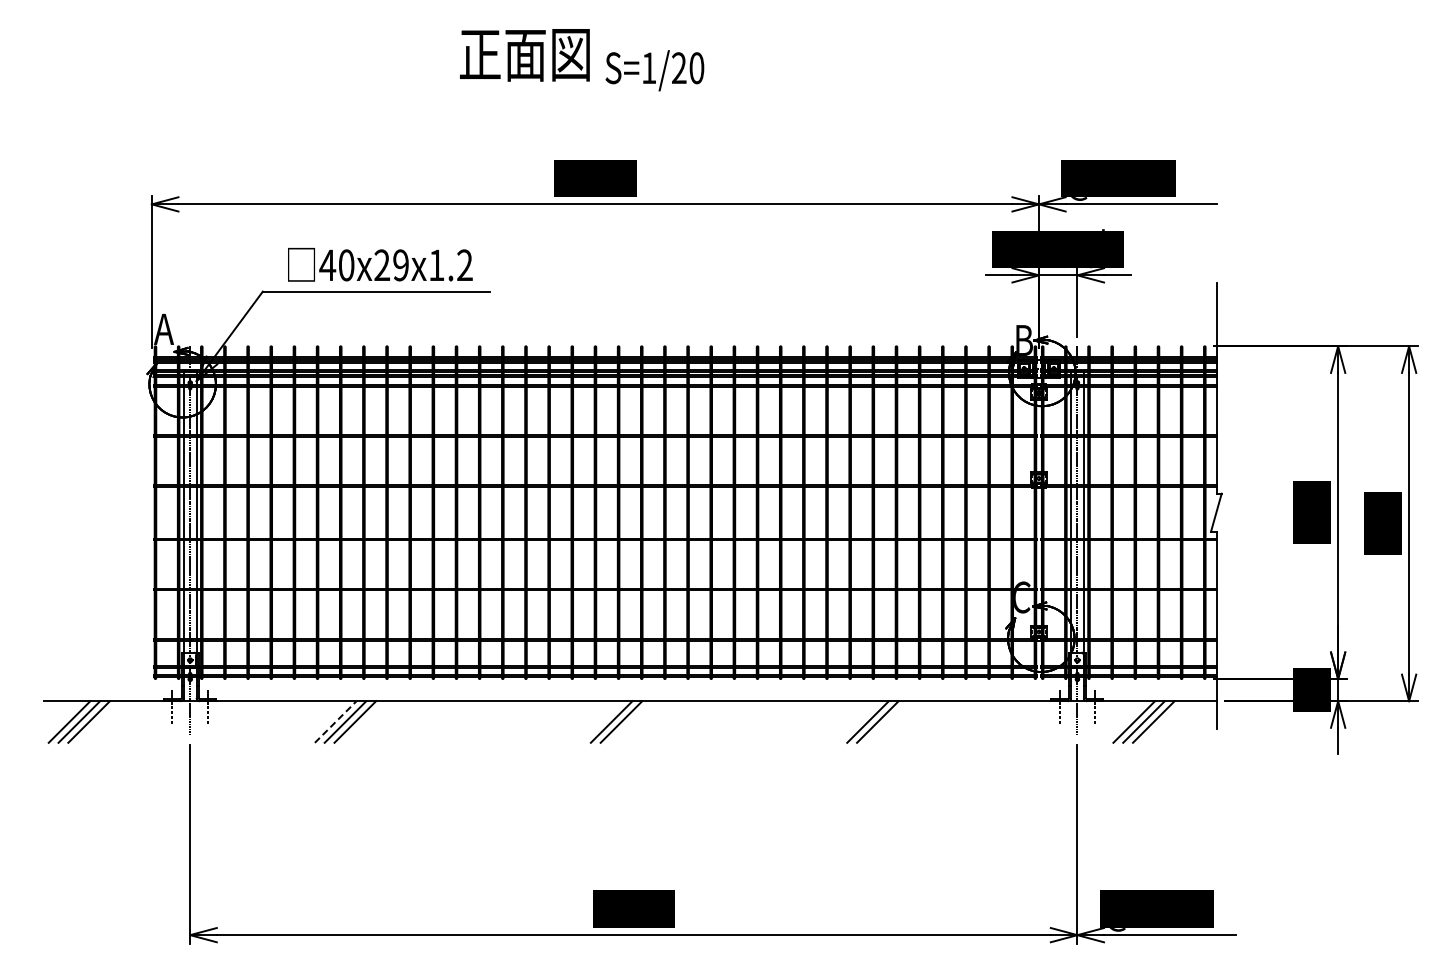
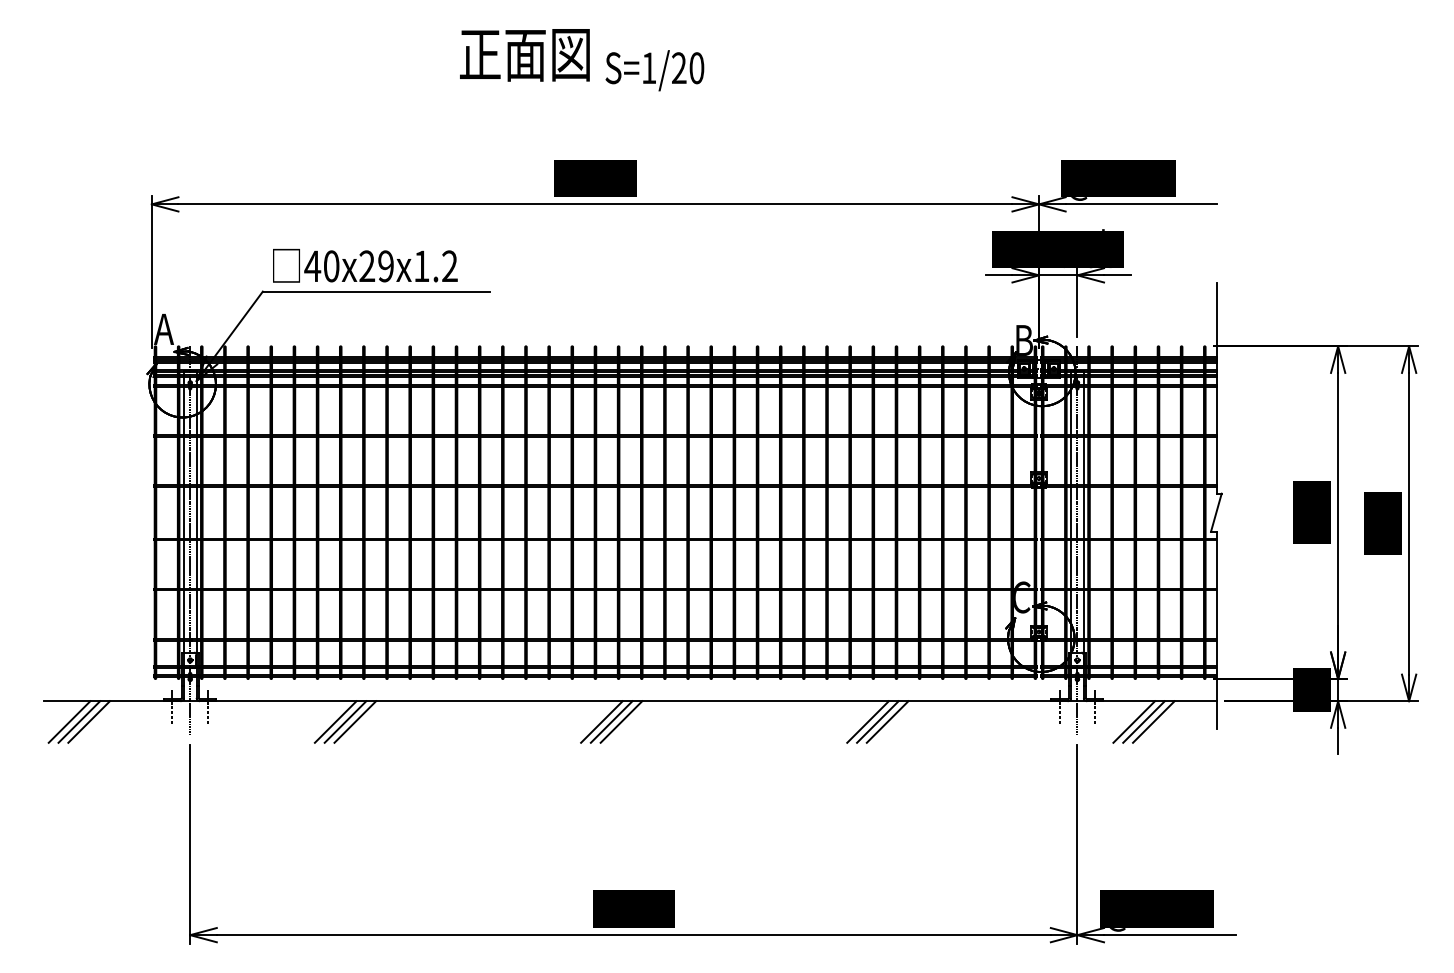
text position: (380, 264) -> (365, 265) (365, 265)
line: dashed -> solid (336, 721)
line: none -> present (601, 721)
line: none -> present (887, 721)
